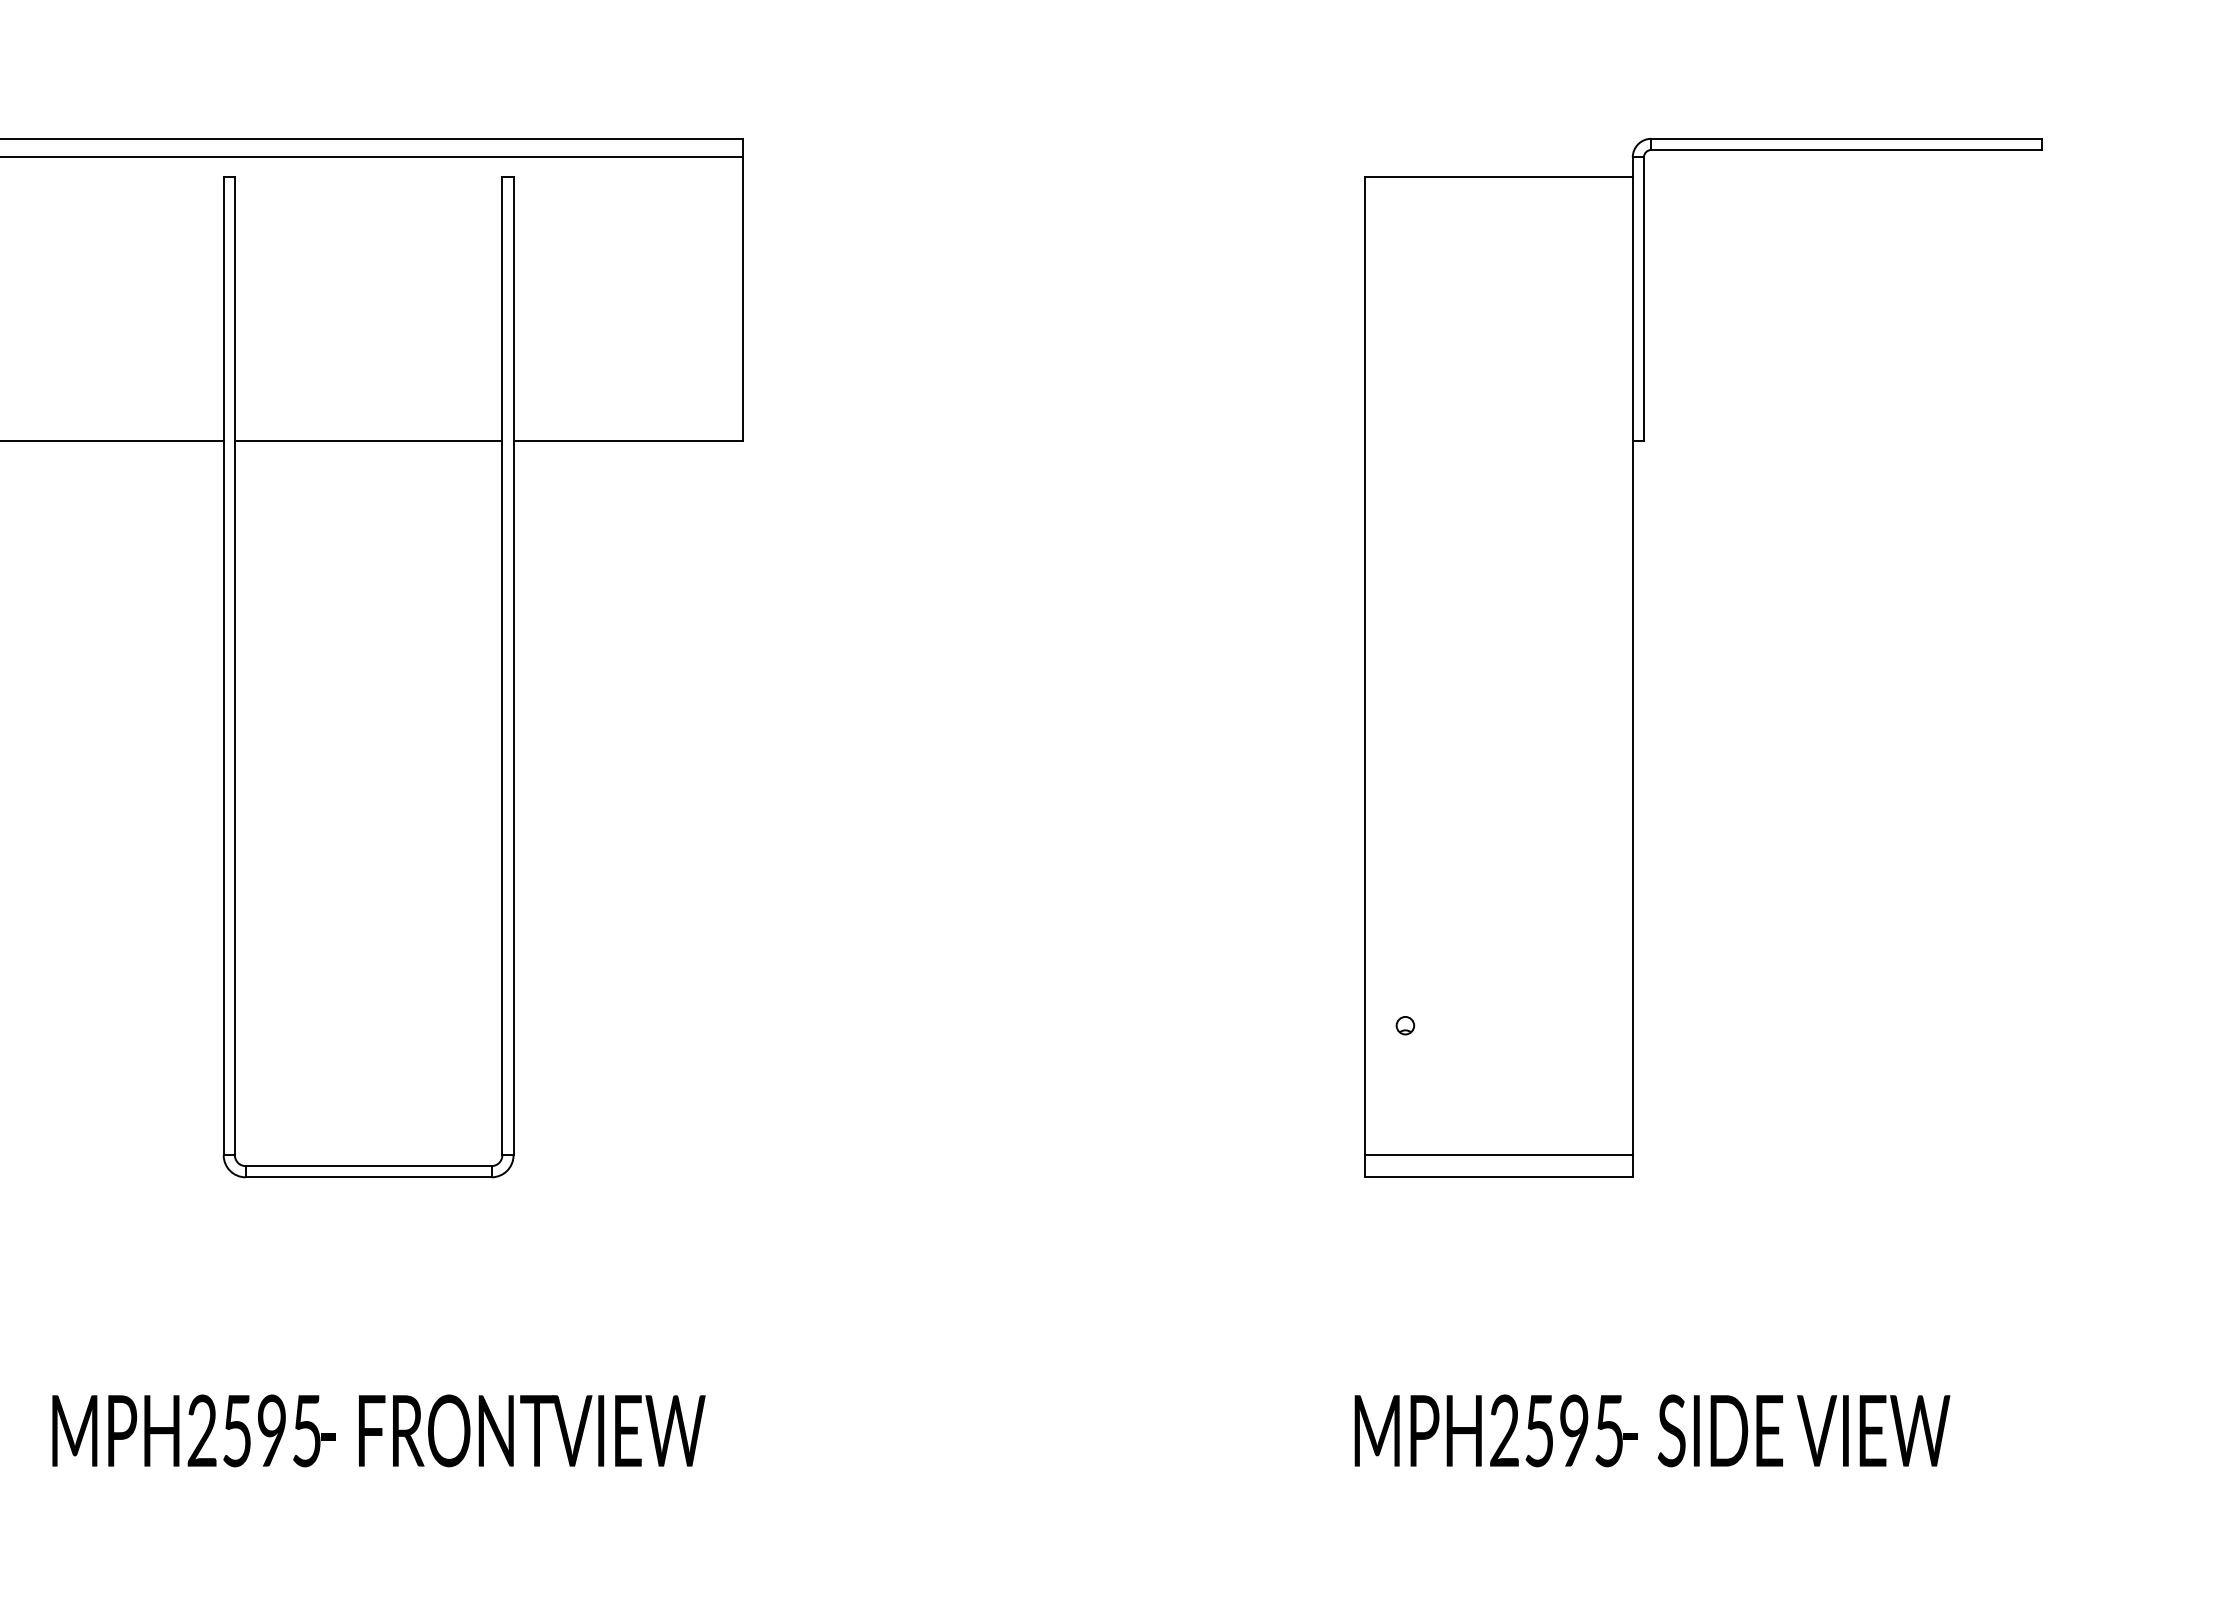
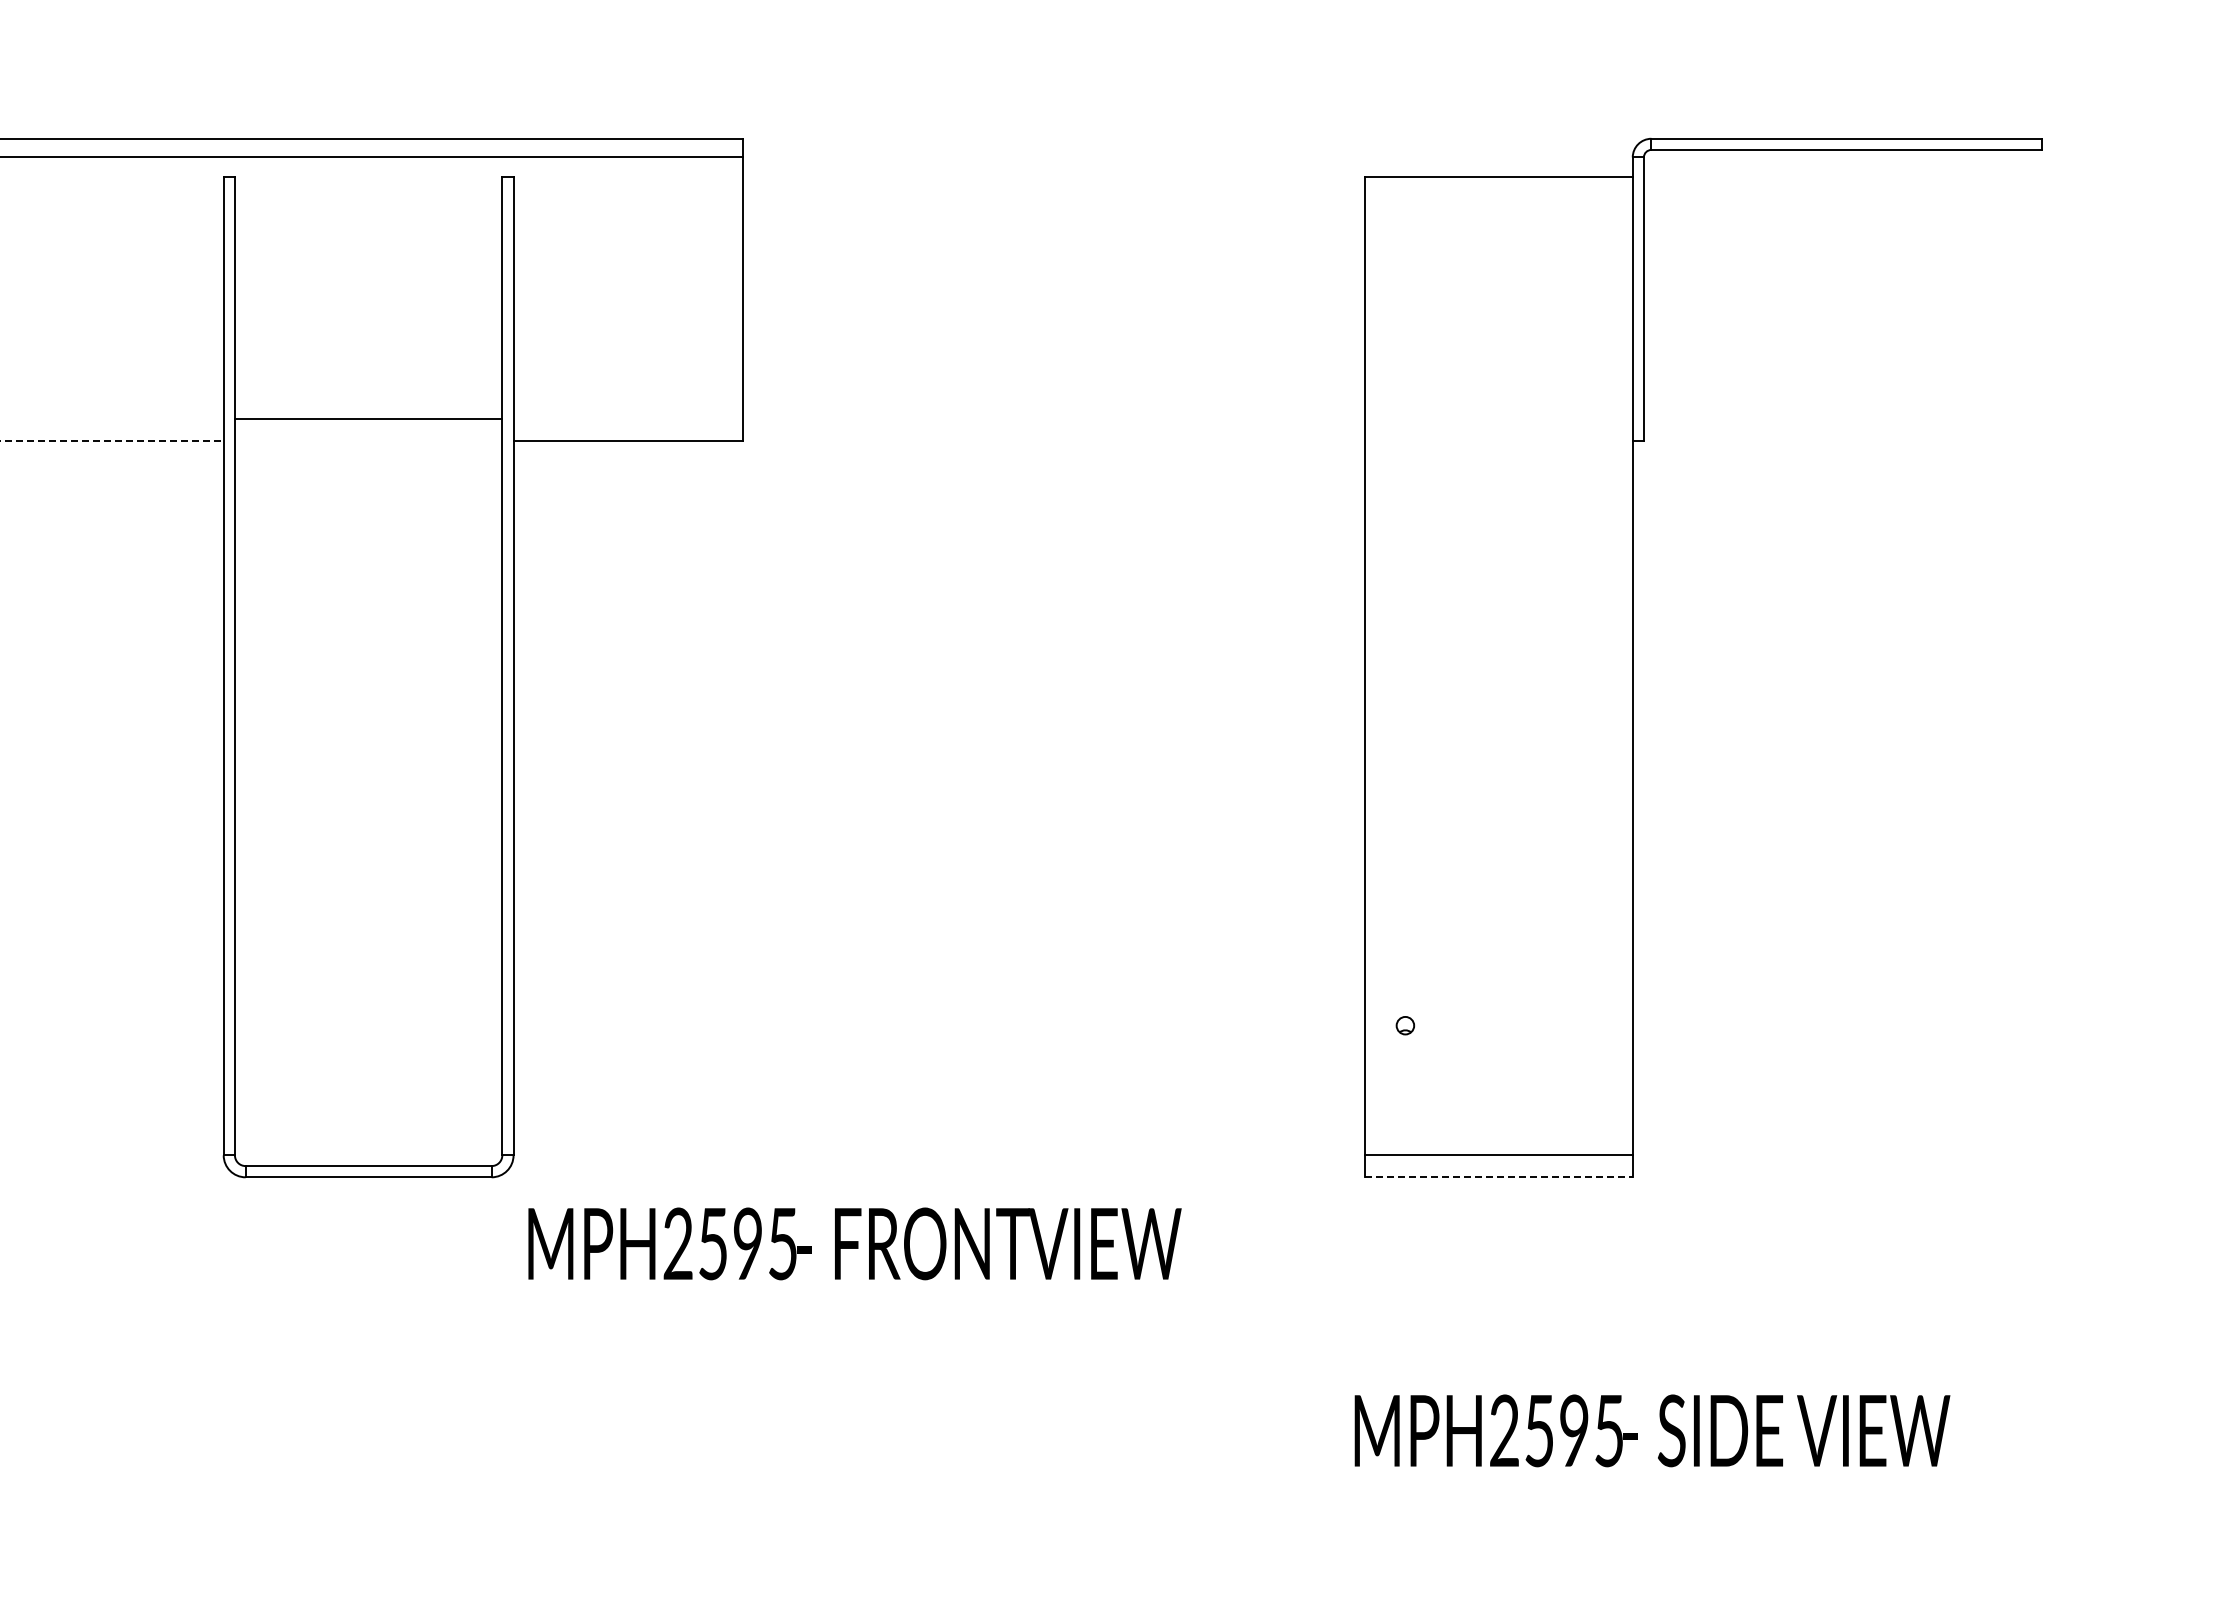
line: solid -> dashed (111, 441)
line position: (368, 441) -> (368, 419) (368, 419)
line: solid -> dashed (1499, 1177)
text position: (378, 1430) -> (854, 1243) (854, 1243)
